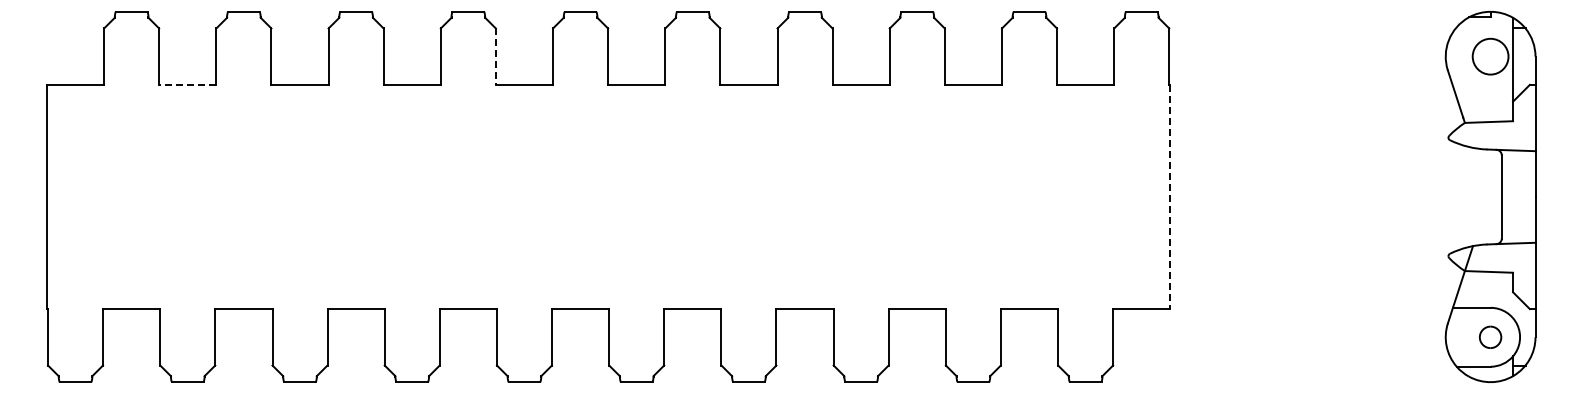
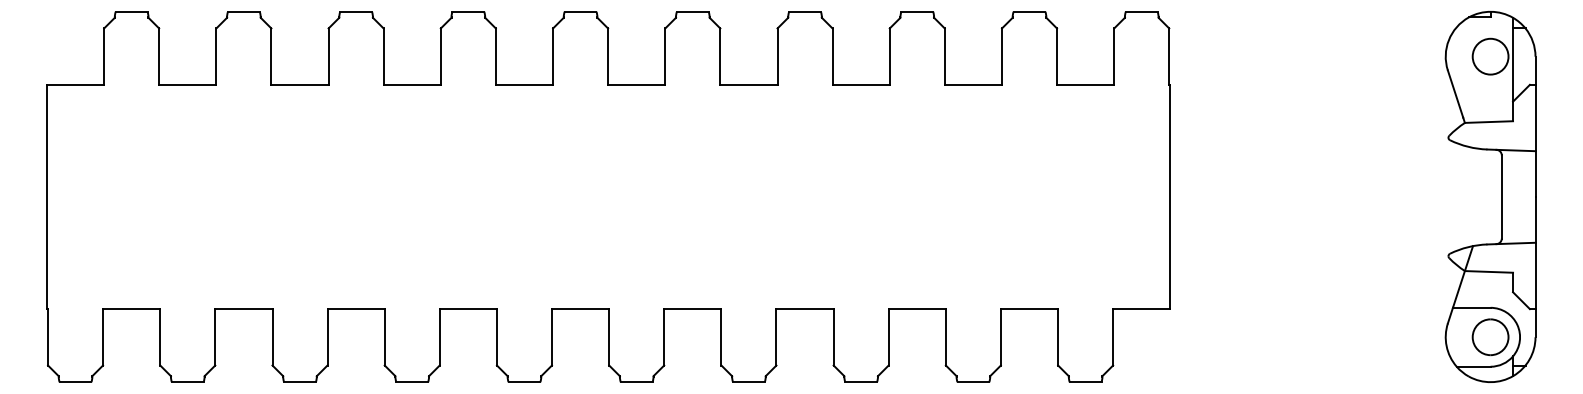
line: dashed -> solid (495, 57)
line: dashed -> solid (187, 84)
line: dashed -> solid (1169, 197)
part size: 24x24 px -> 39x39 px (1490, 337)
